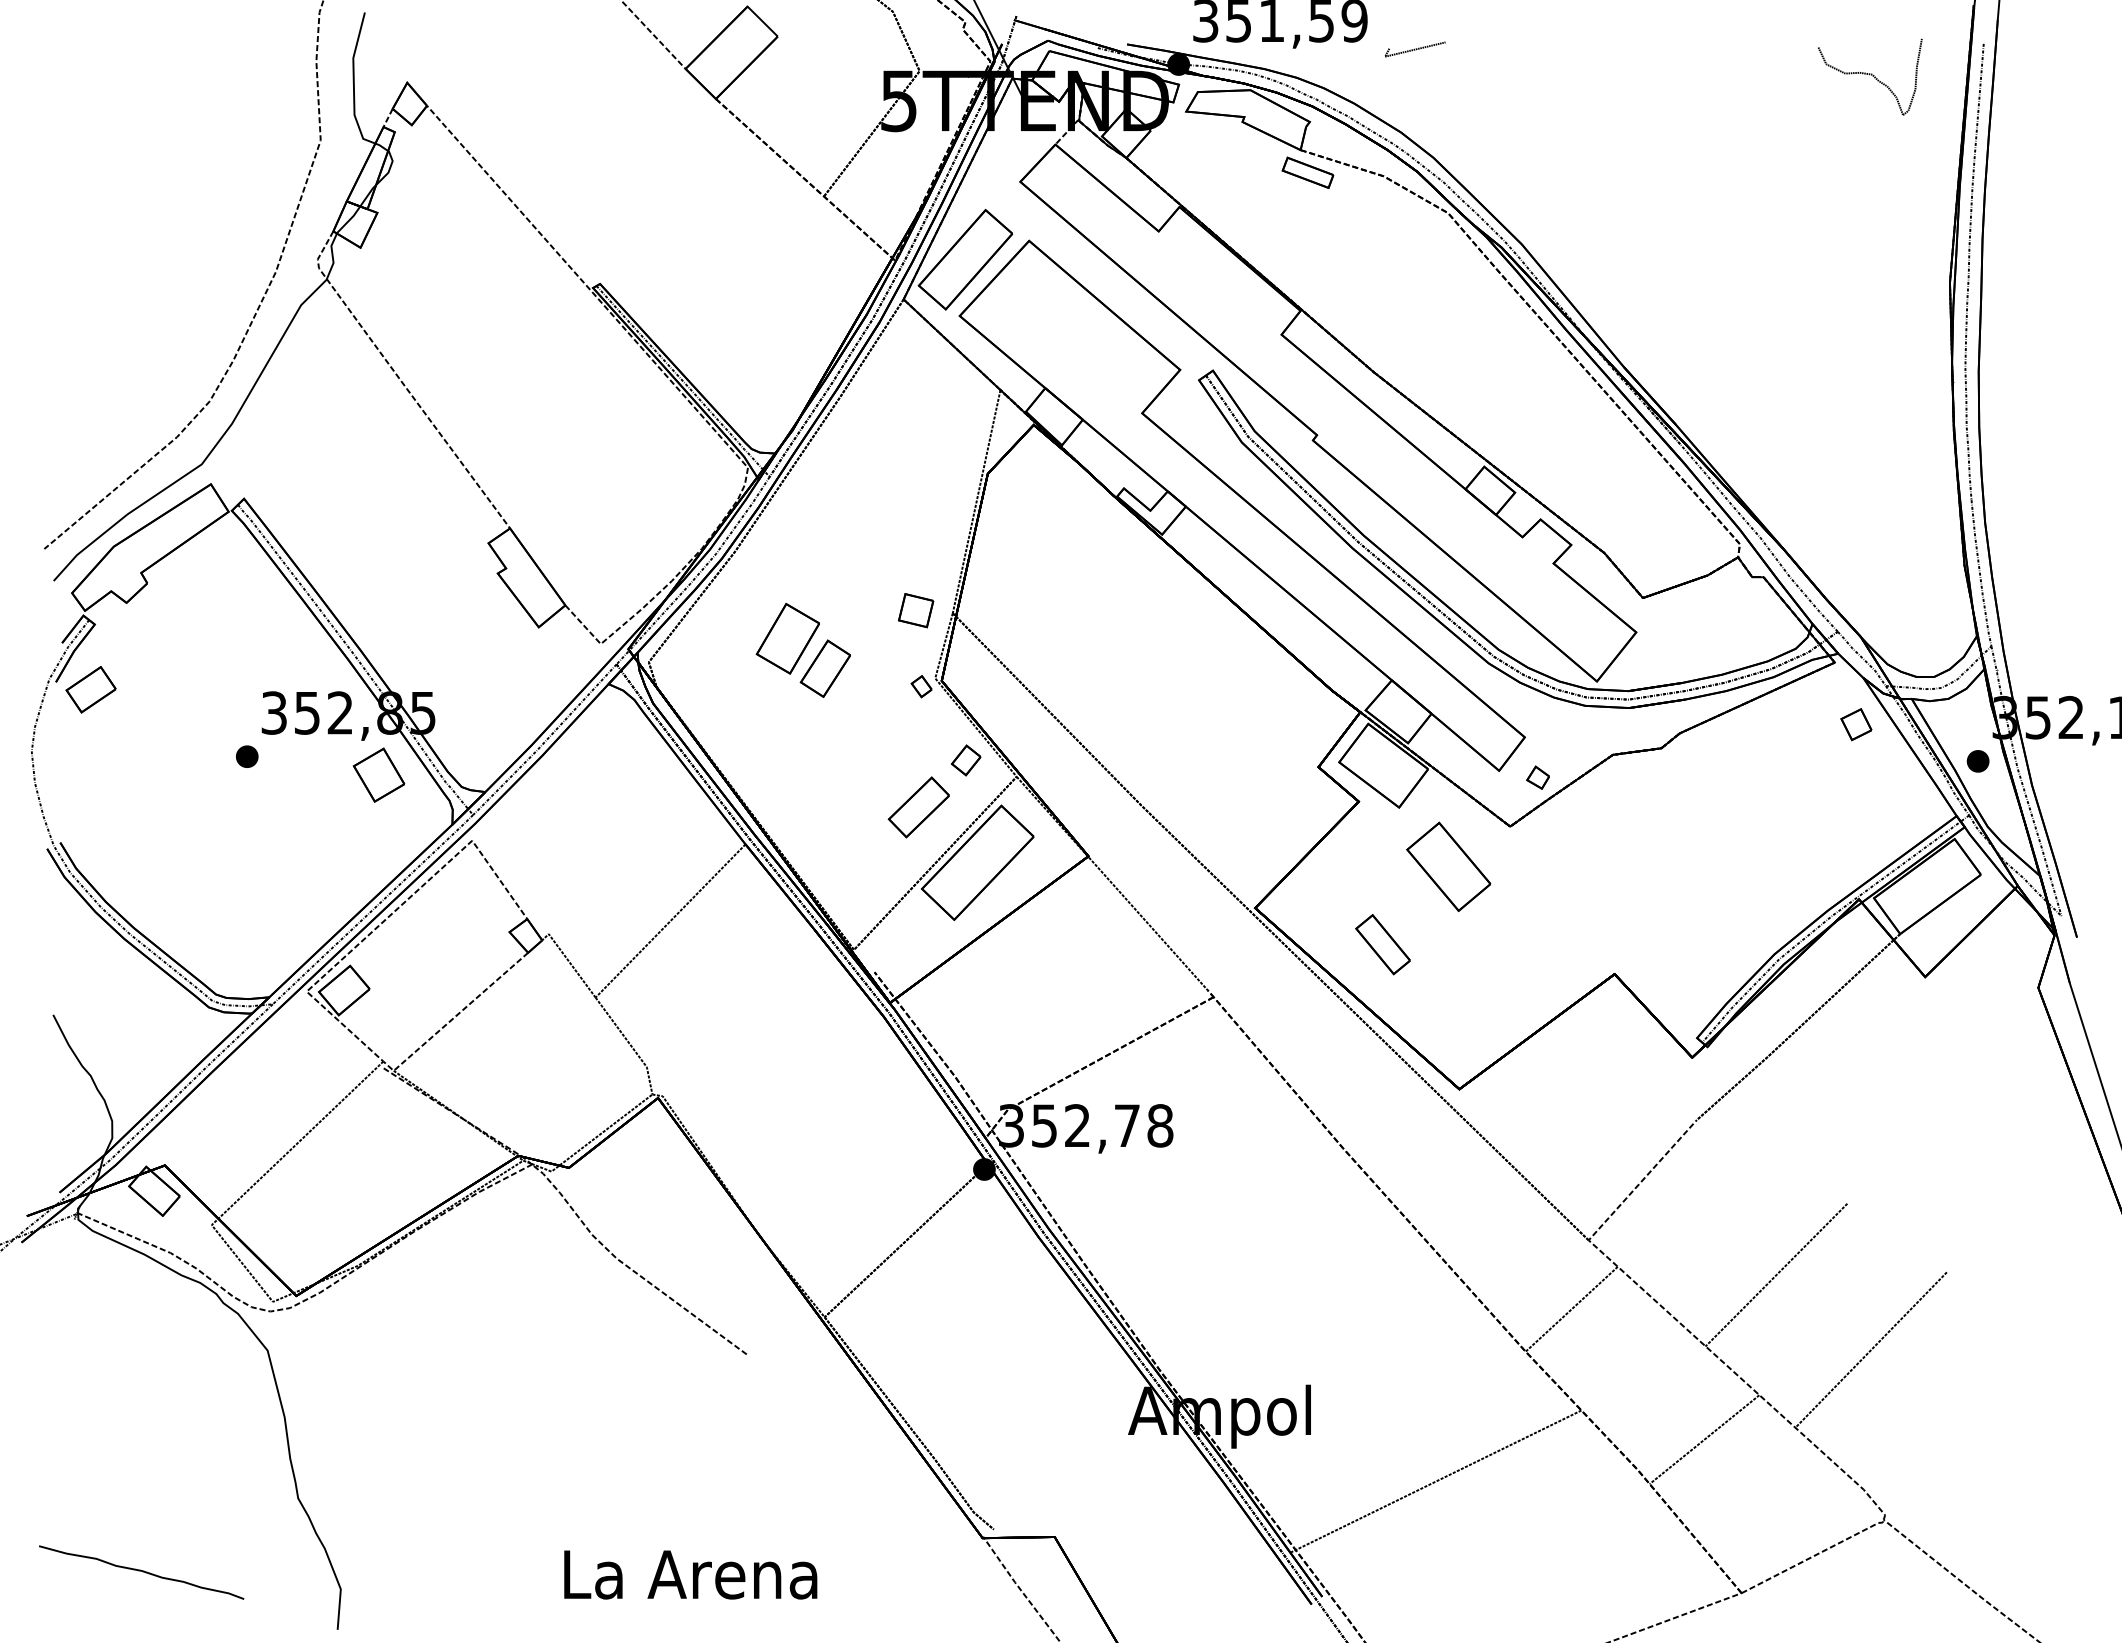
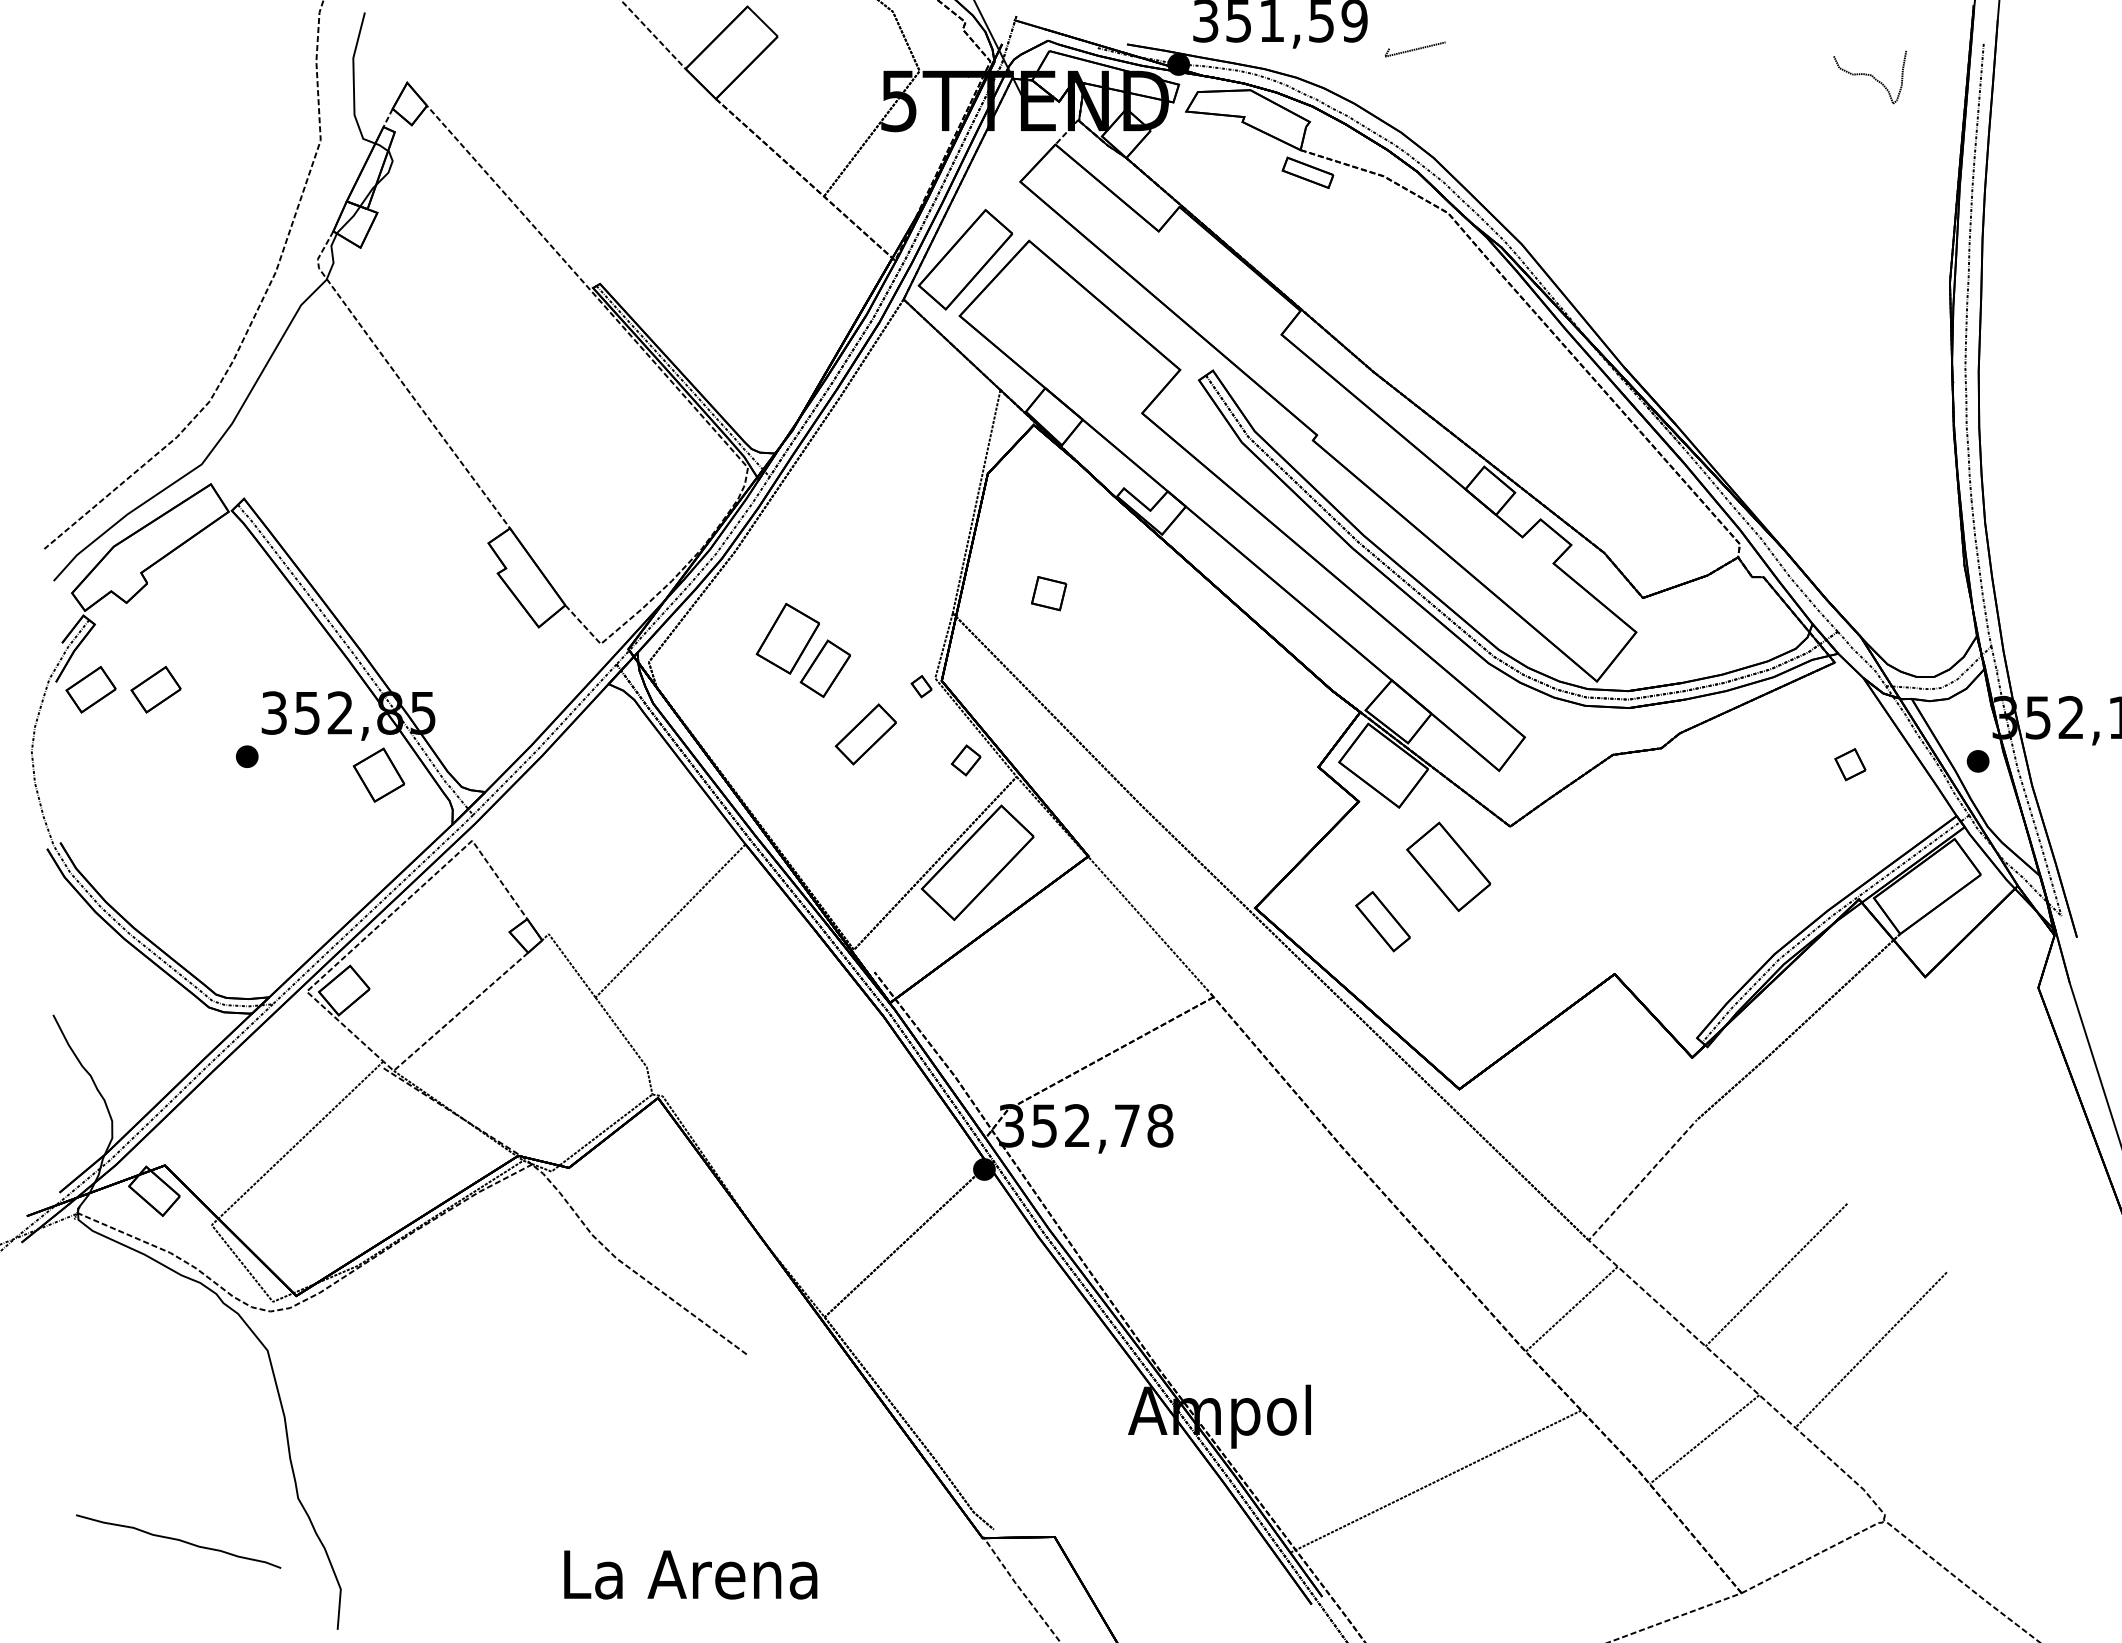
part size: 106x78 px -> 74x55 px (1869, 77)
part position: (916, 610) -> (1049, 593) (1049, 593)
part: none -> present (155, 689)
part position: (1856, 724) -> (1850, 764) (1850, 764)
part: present -> none (1537, 777)
part position: (918, 807) -> (865, 734) (865, 734)
part position: (1382, 944) -> (1382, 921) (1382, 921)
curve position: (141, 1571) -> (178, 1540) (178, 1540)
